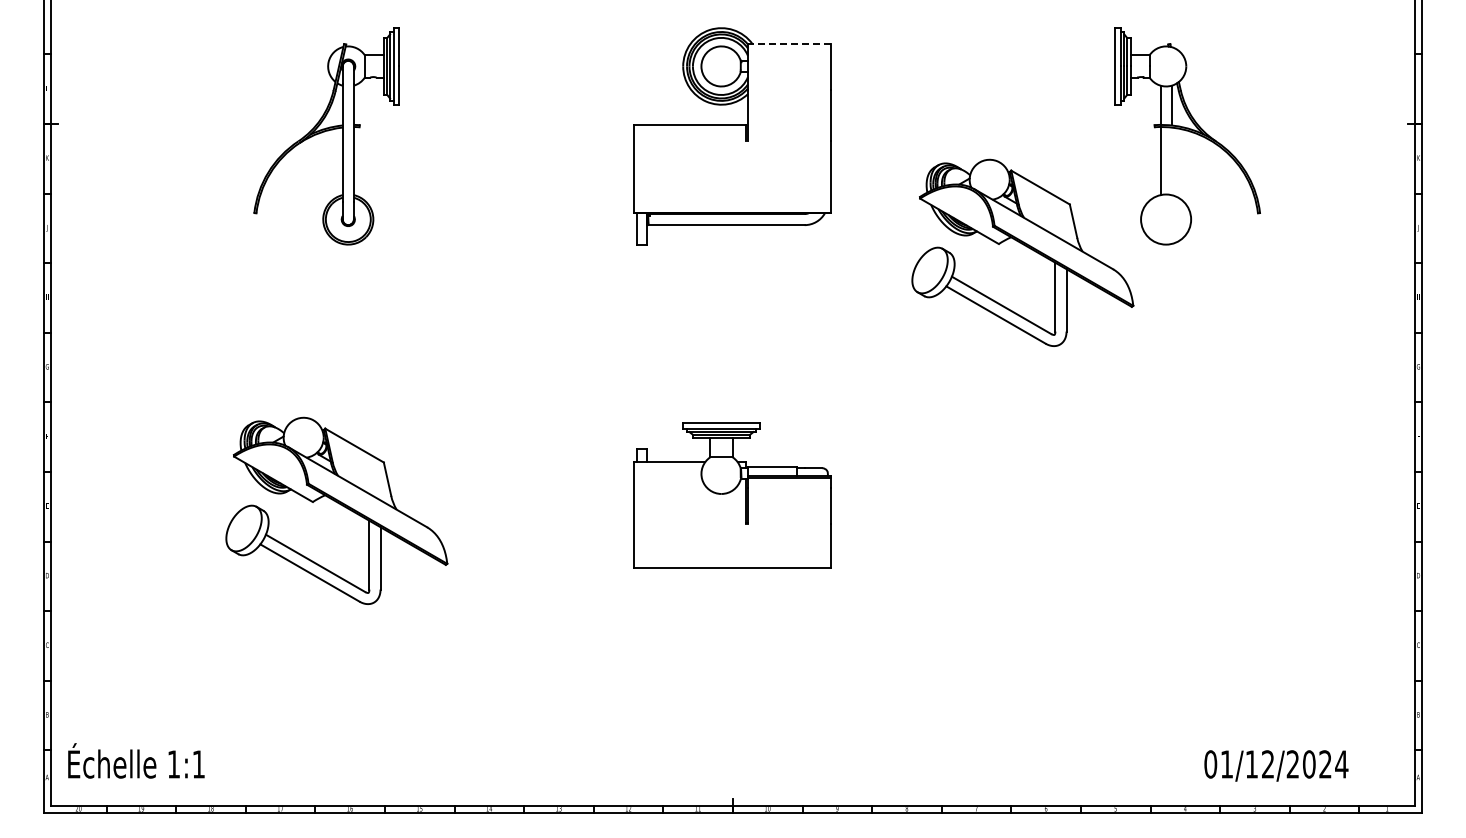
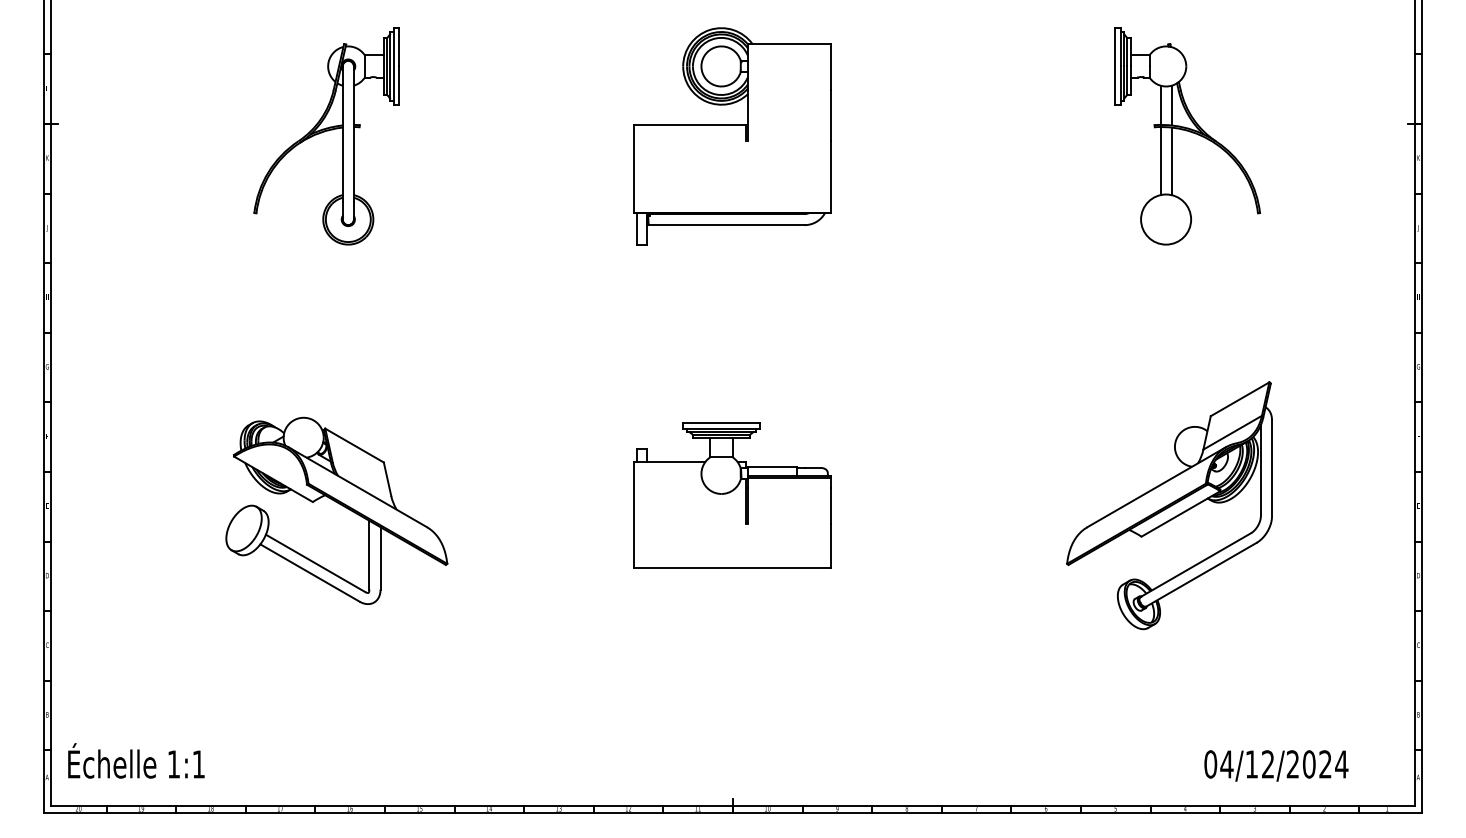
line: dashed -> solid (788, 44)
line: none -> present (1171, 161)
part: present -> none (1026, 247)
part: none -> present (1169, 505)
text: 01/12/2024 -> 04/12/2024 (1226, 764)
